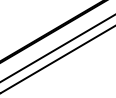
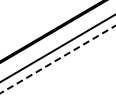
line: solid -> dashed (58, 59)
